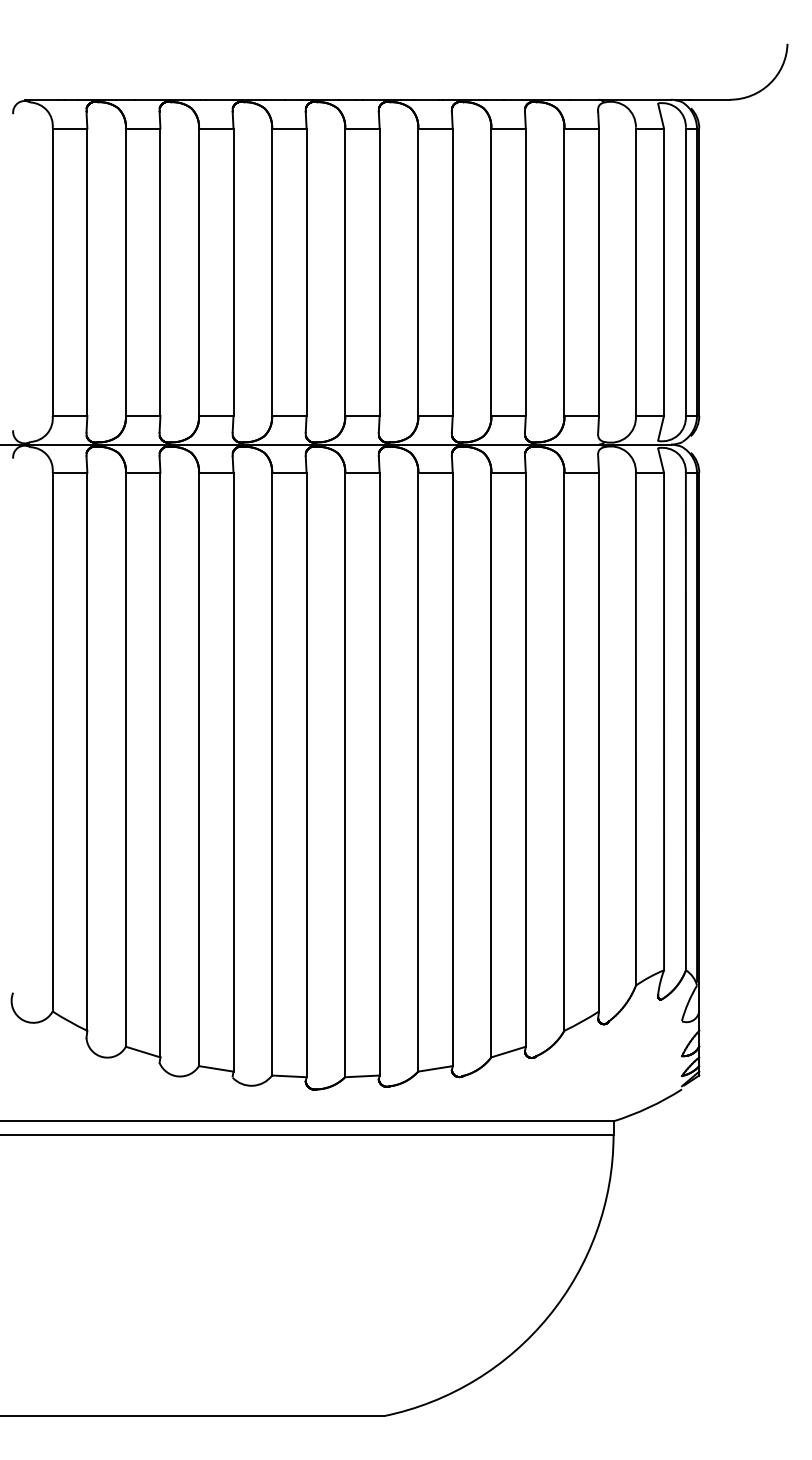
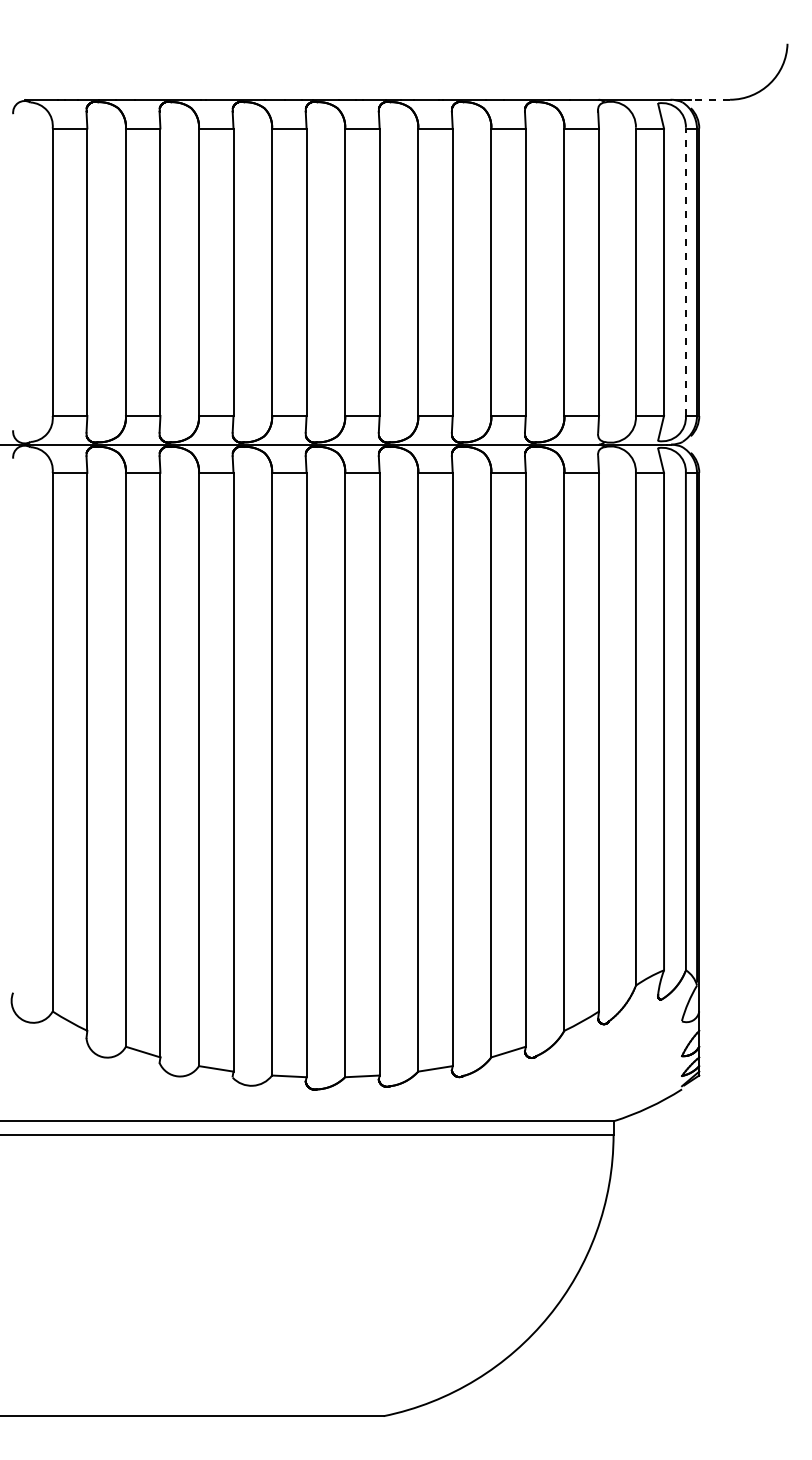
line: solid -> dashed (710, 99)
line: solid -> dashed (685, 272)
